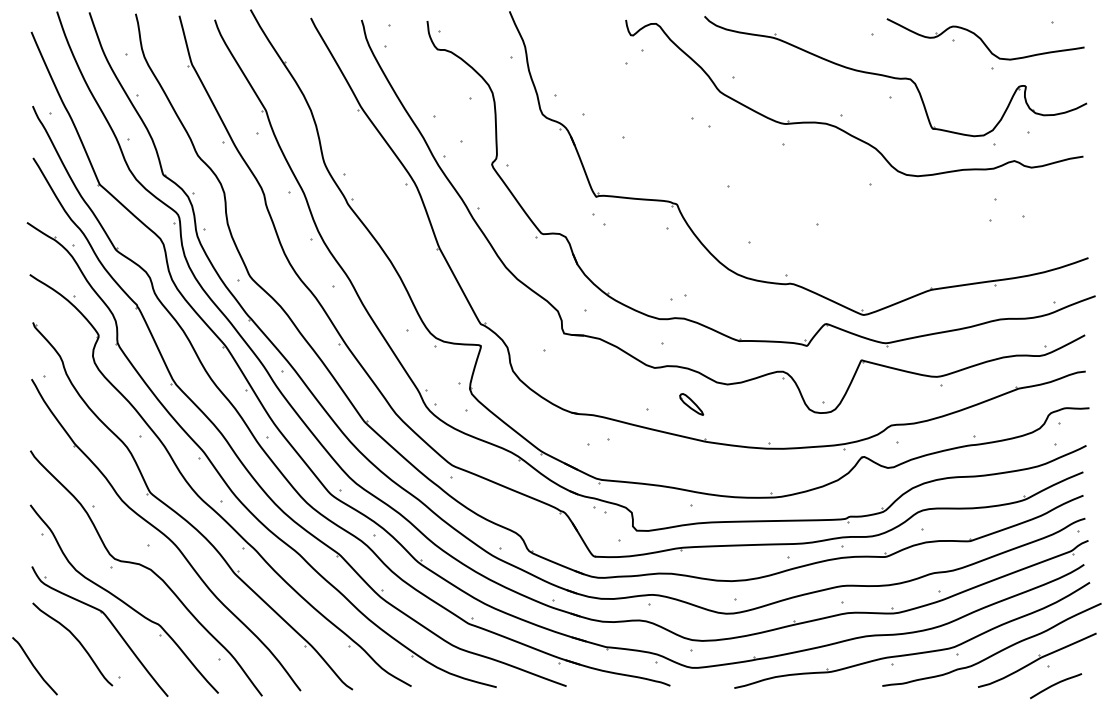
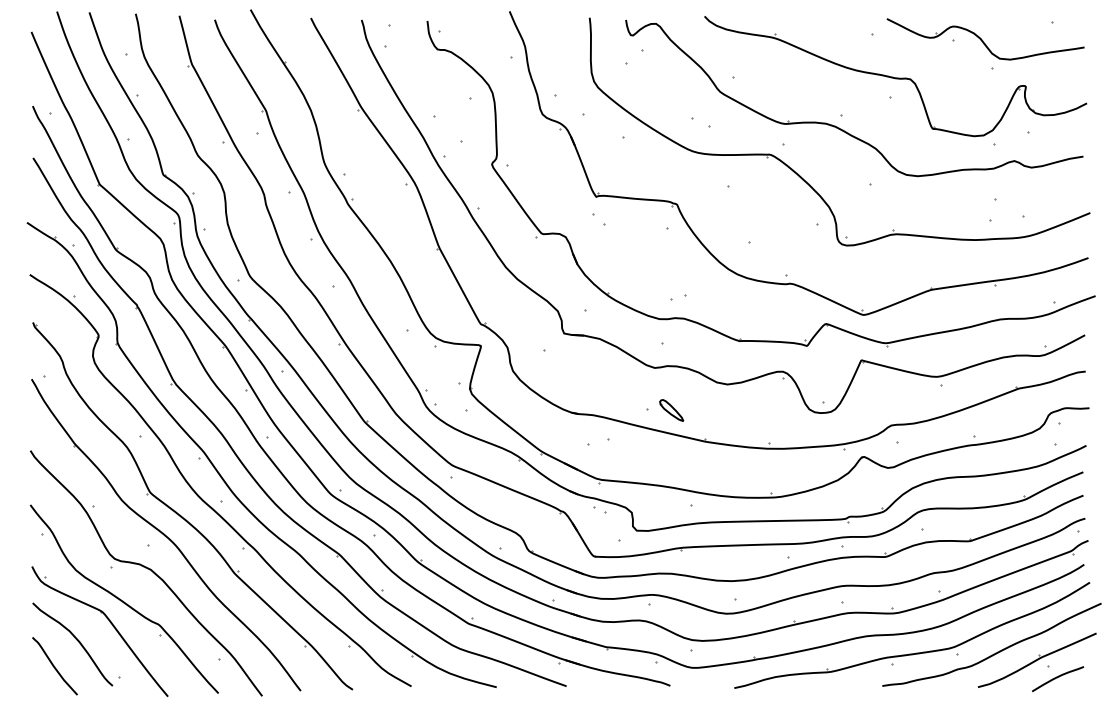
part: none -> present (798, 173)
part position: (691, 404) -> (671, 410) (671, 410)
curve position: (34, 666) -> (54, 666) (54, 666)
curve position: (1055, 685) -> (1057, 678) (1057, 678)
